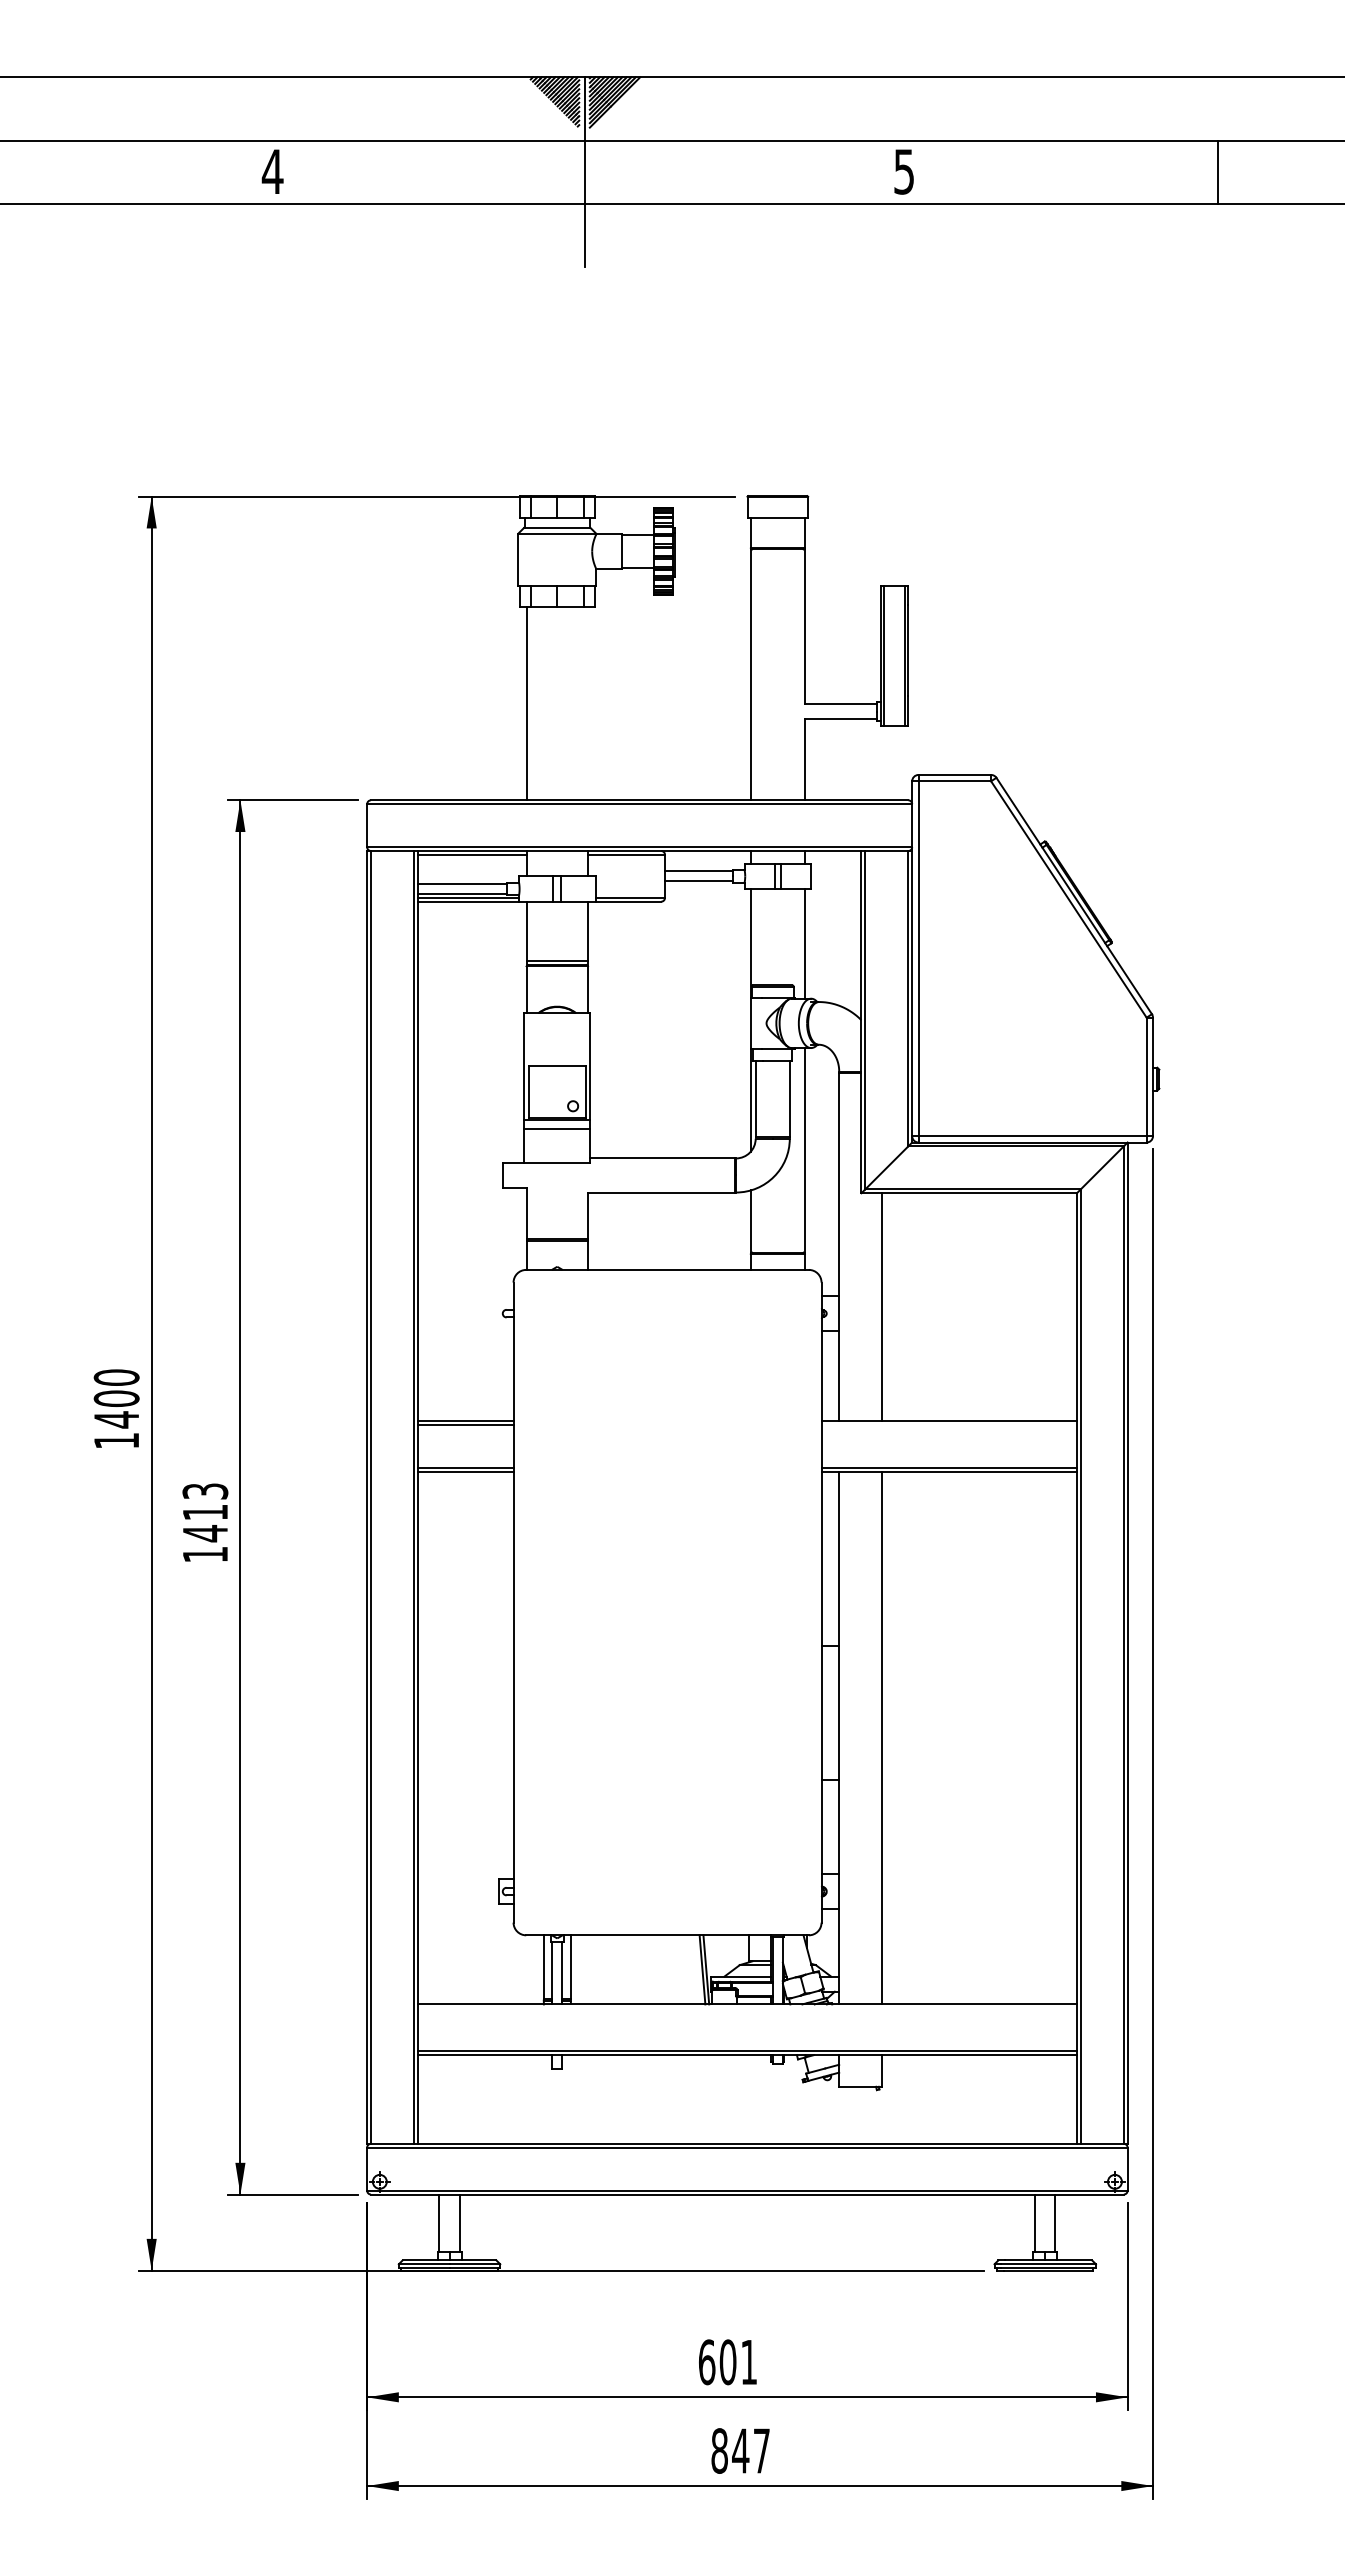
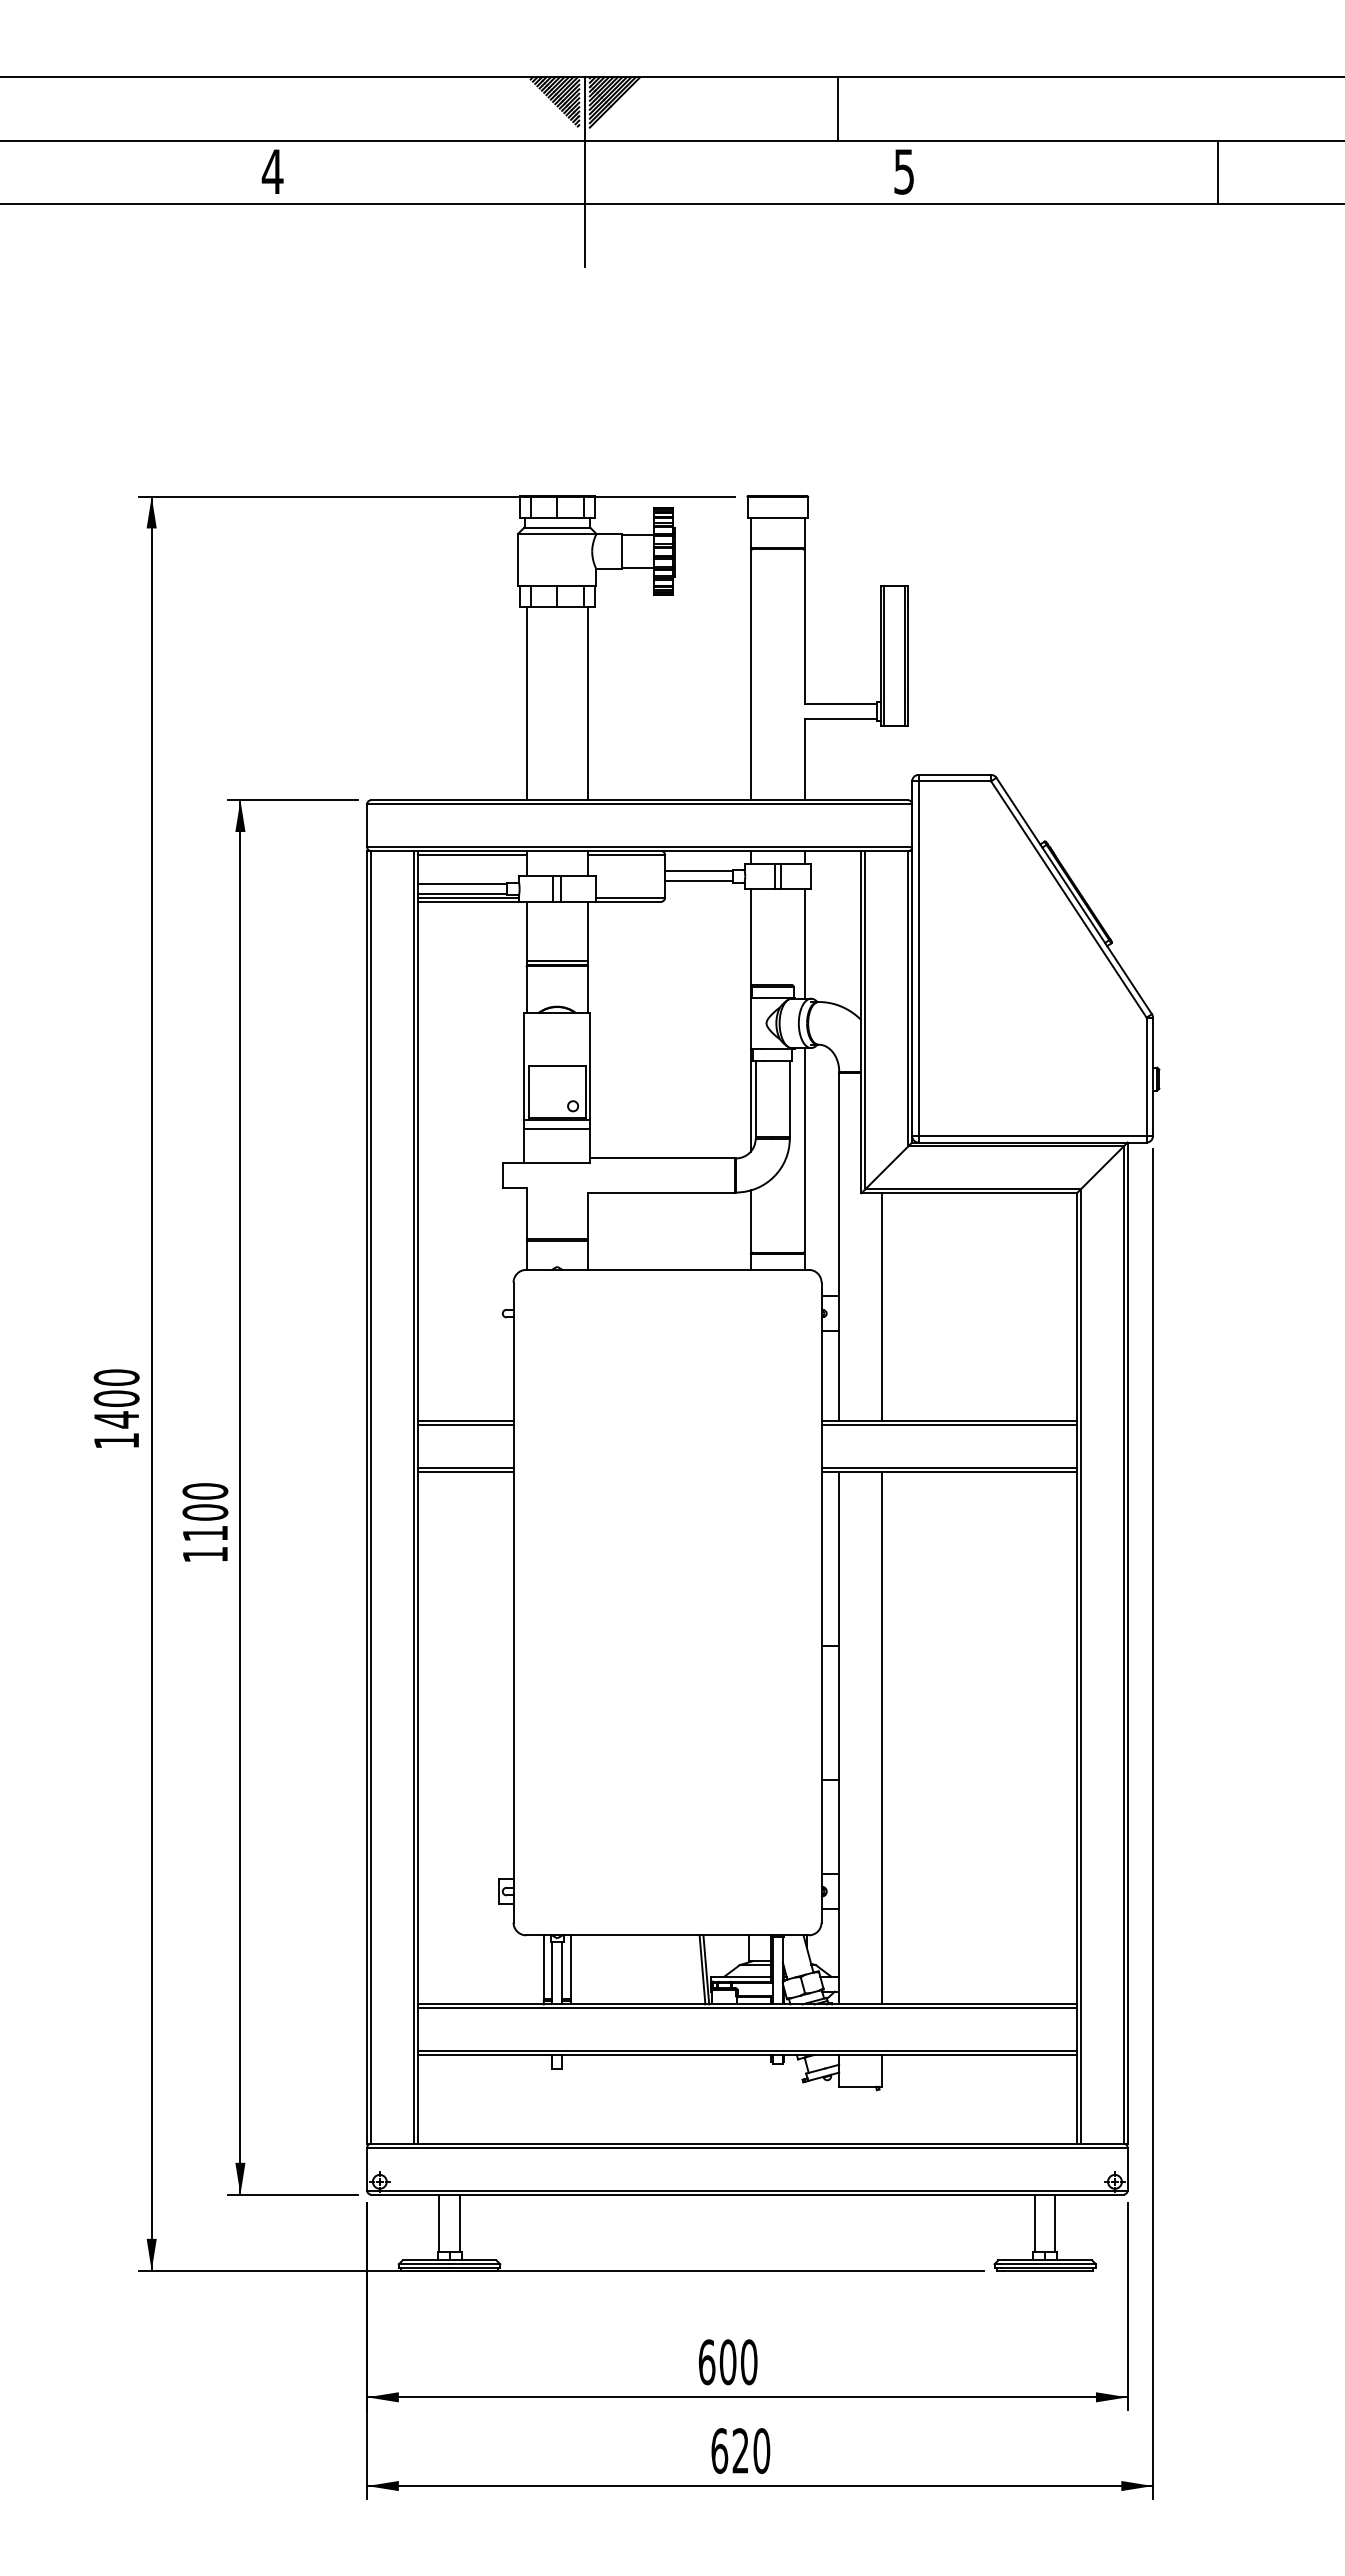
line: none -> present (838, 108)
line: none -> present (587, 703)
line: none -> present (948, 1425)
text: 1413 -> 1100 (205, 1512)
line: none -> present (746, 2008)
text: 601 -> 600 (749, 2362)
text: 847 -> 620 (740, 2450)
